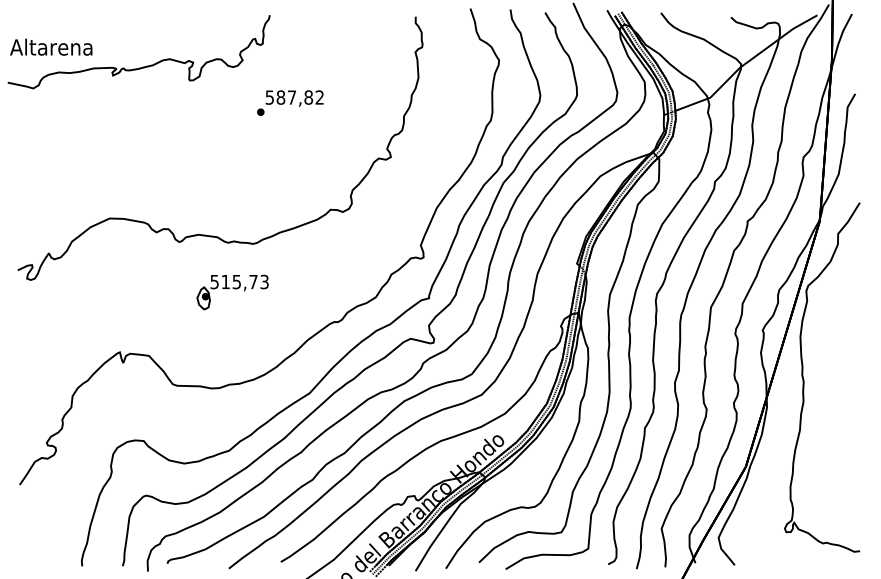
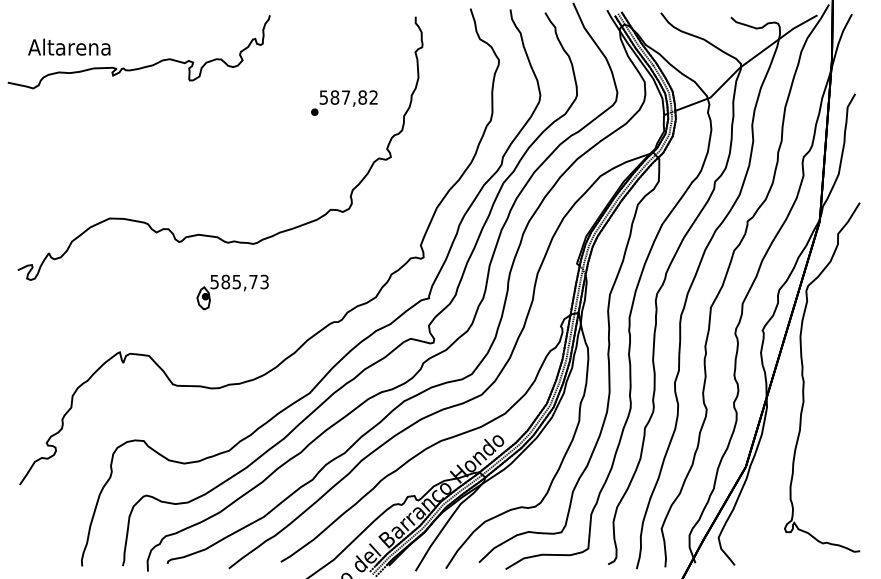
text position: (51, 46) -> (69, 46) (69, 46)
text position: (290, 102) -> (344, 102) (344, 102)
text: 515,73 -> 585,73 (225, 281)
